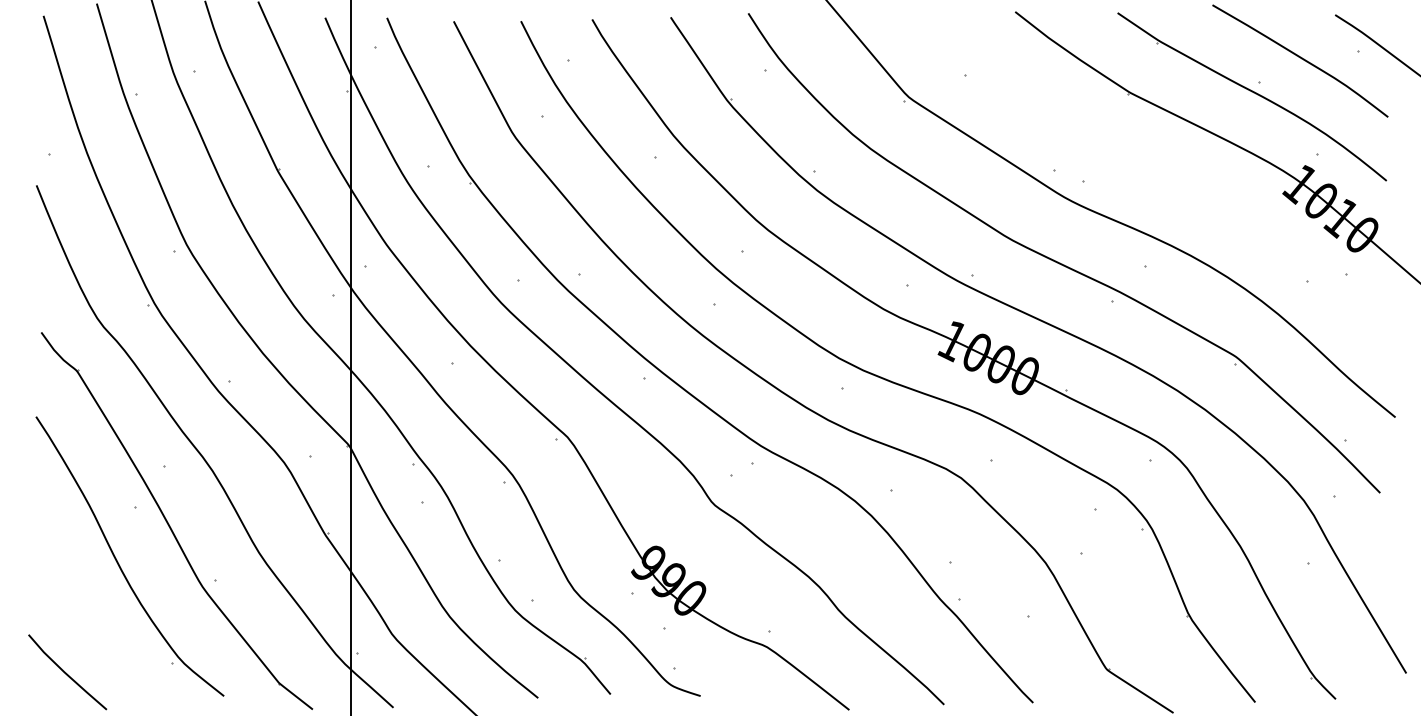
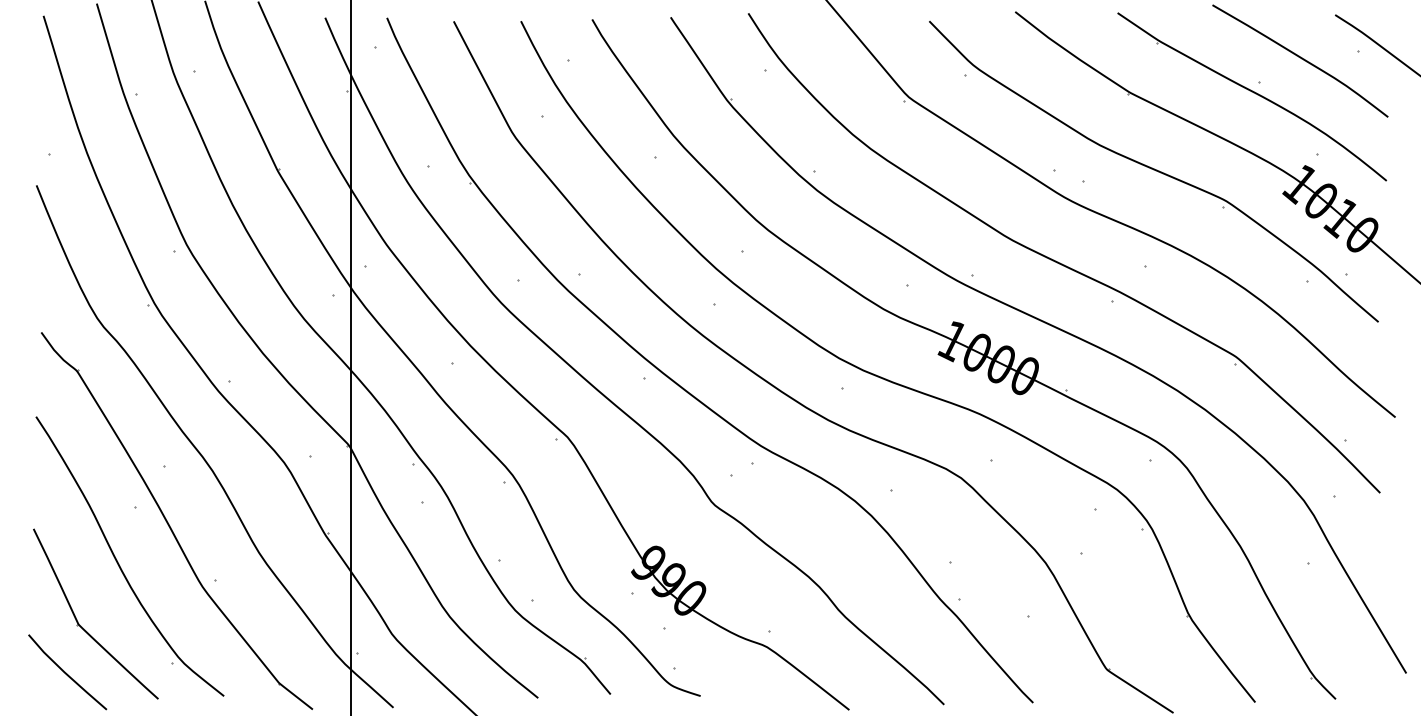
part: none -> present (1153, 171)
part: none -> present (84, 628)
